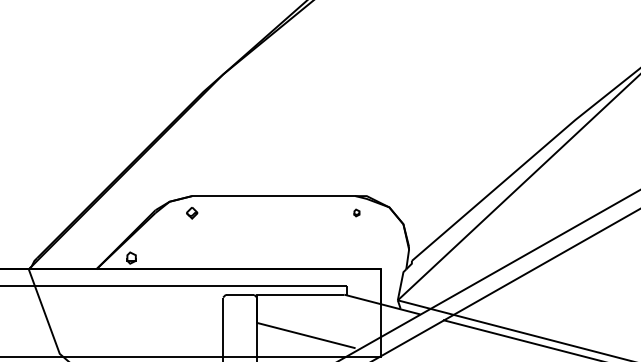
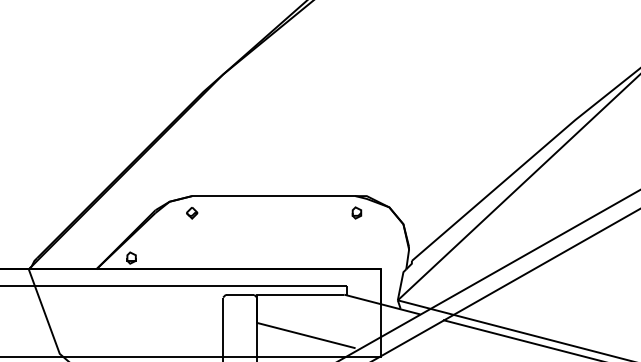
part size: 8x10 px -> 12x14 px (356, 212)
